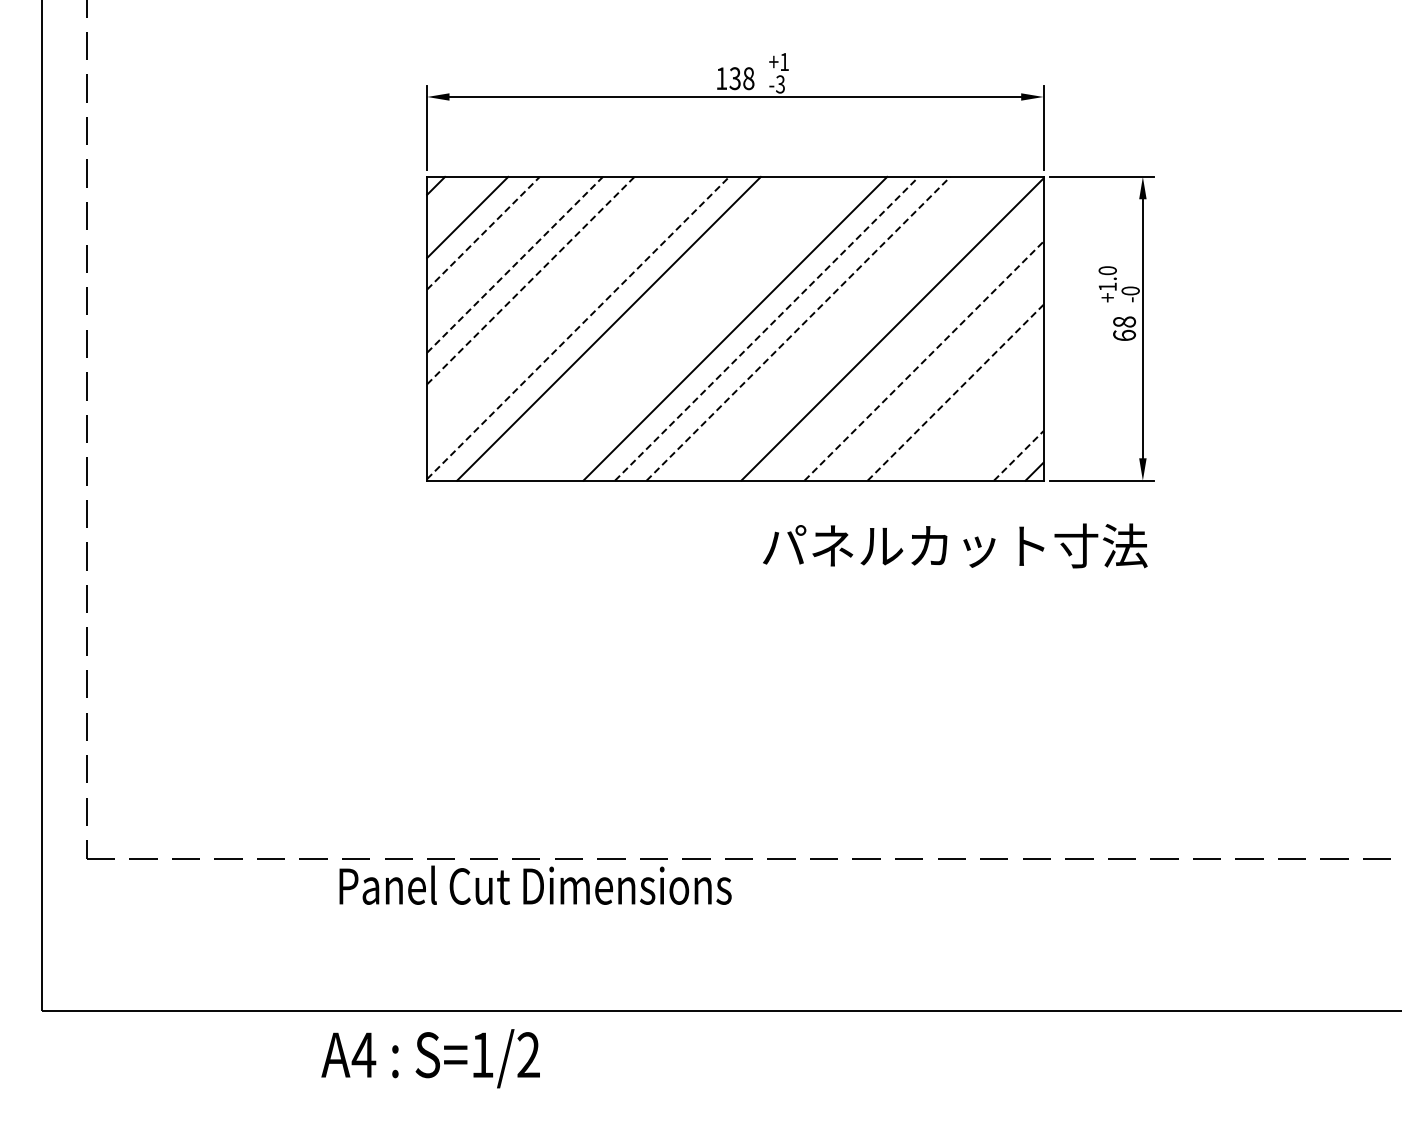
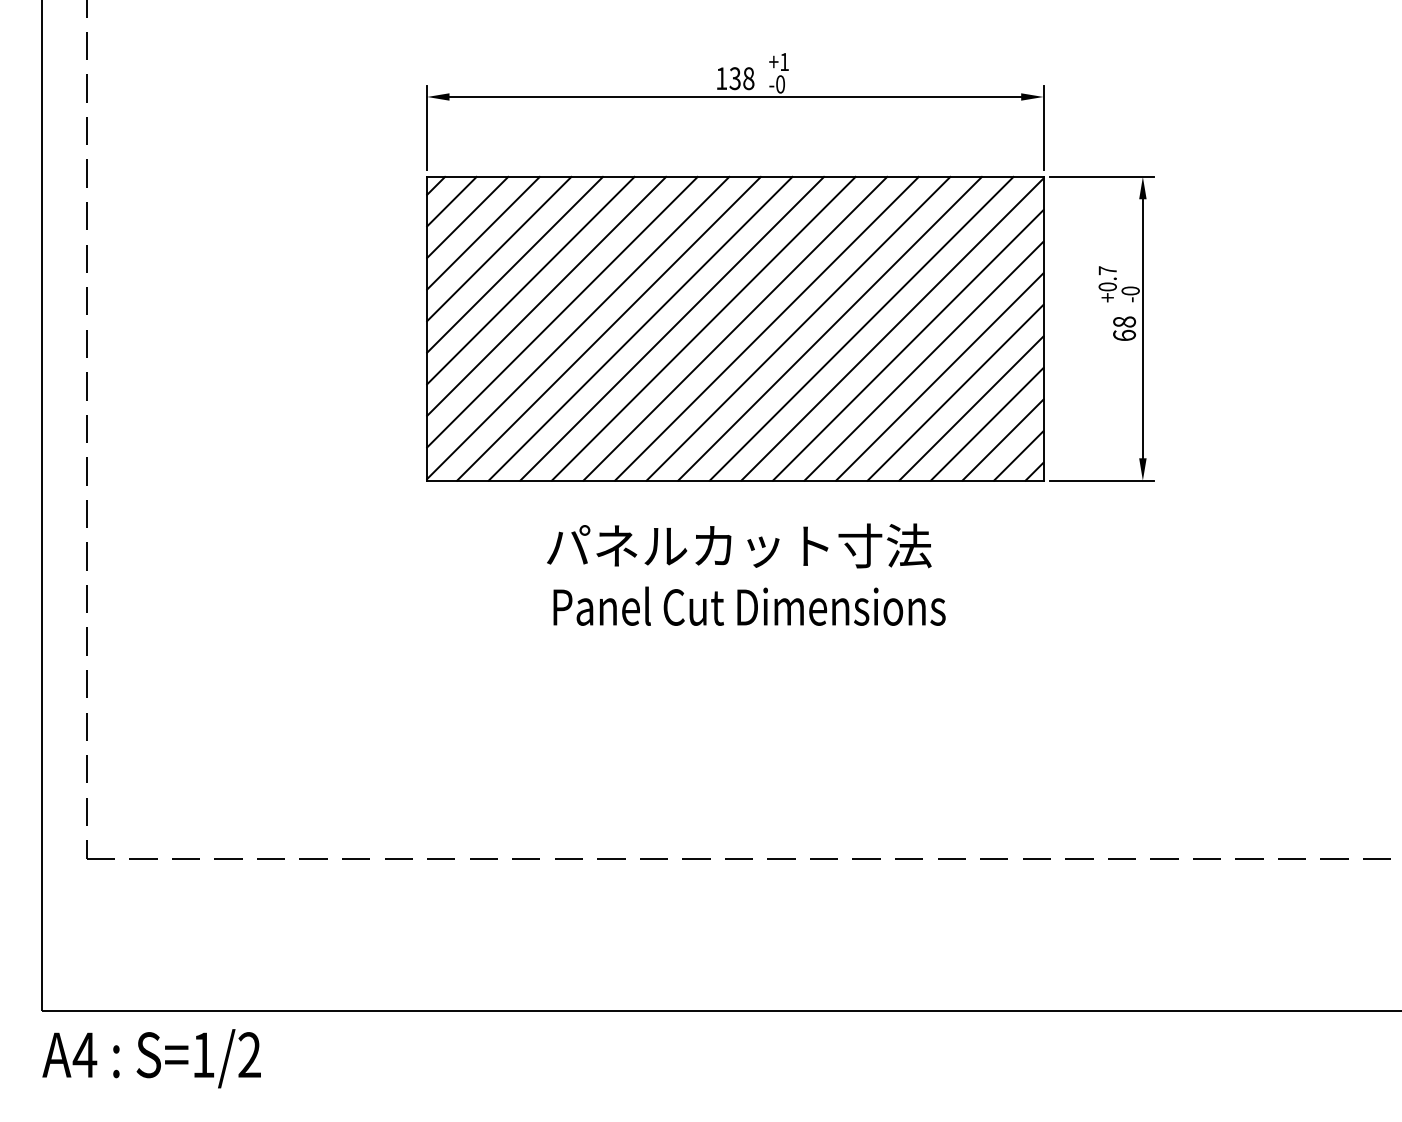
text: -3 -> -0 (780, 84)
line: none -> present (451, 201)
line: dashed -> solid (483, 233)
line: none -> present (499, 248)
line: dashed -> solid (515, 264)
text: +1.0 -> +0.7 (1107, 278)
line: dashed -> solid (530, 280)
line: none -> present (546, 295)
line: none -> present (562, 311)
line: dashed -> solid (578, 328)
line: none -> present (640, 328)
line: none -> present (672, 328)
line: none -> present (703, 328)
line: dashed -> solid (766, 328)
line: dashed -> solid (798, 328)
line: none -> present (829, 328)
line: none -> present (861, 328)
line: none -> present (907, 345)
line: dashed -> solid (924, 361)
line: none -> present (939, 376)
line: dashed -> solid (955, 392)
line: none -> present (971, 408)
line: none -> present (986, 424)
line: none -> present (1002, 439)
line: dashed -> solid (1018, 455)
text position: (955, 545) -> (739, 545) (739, 545)
text position: (535, 884) -> (749, 605) (749, 605)
text position: (430, 1058) -> (151, 1058) (151, 1058)
